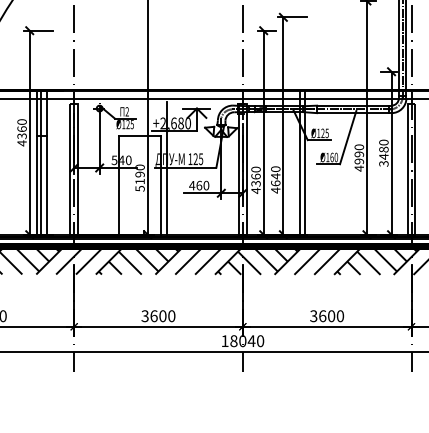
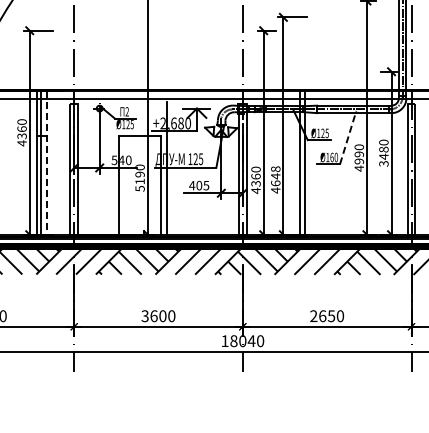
line: solid -> dashed (348, 137)
line: solid -> dashed (47, 163)
text: 4640 -> 4648 (275, 169)
text: 460 -> 405 (202, 185)
text: 3600 -> 2650 (322, 316)
